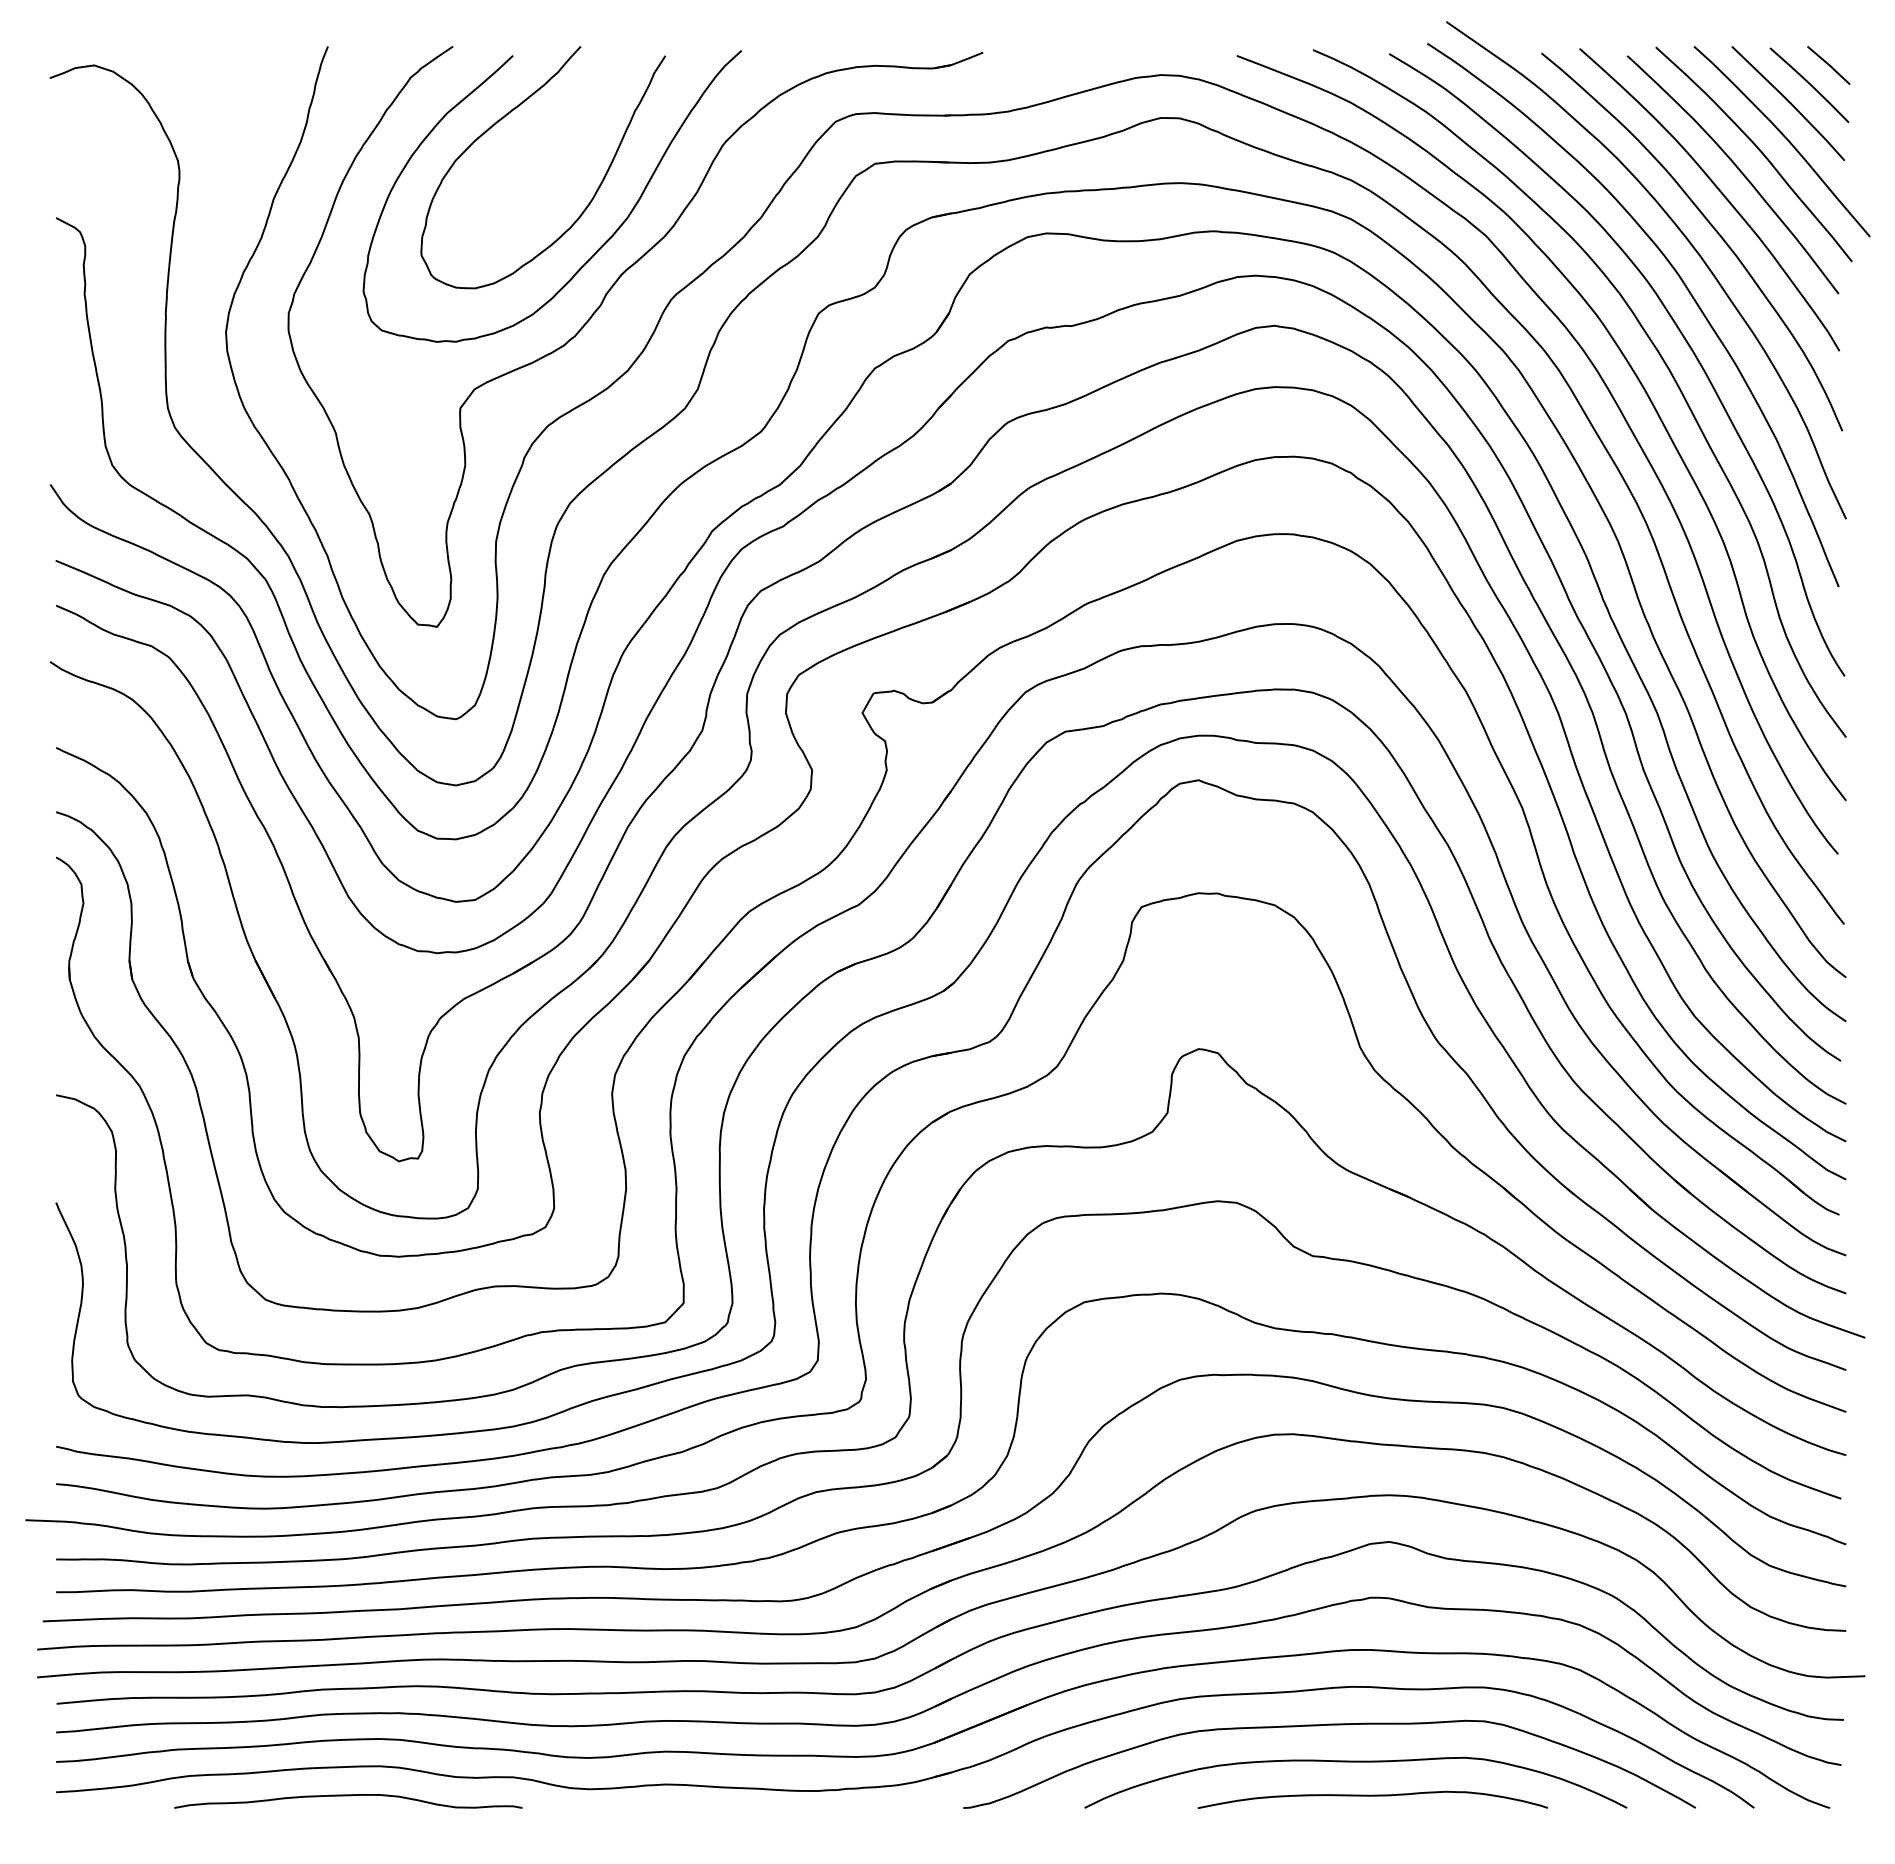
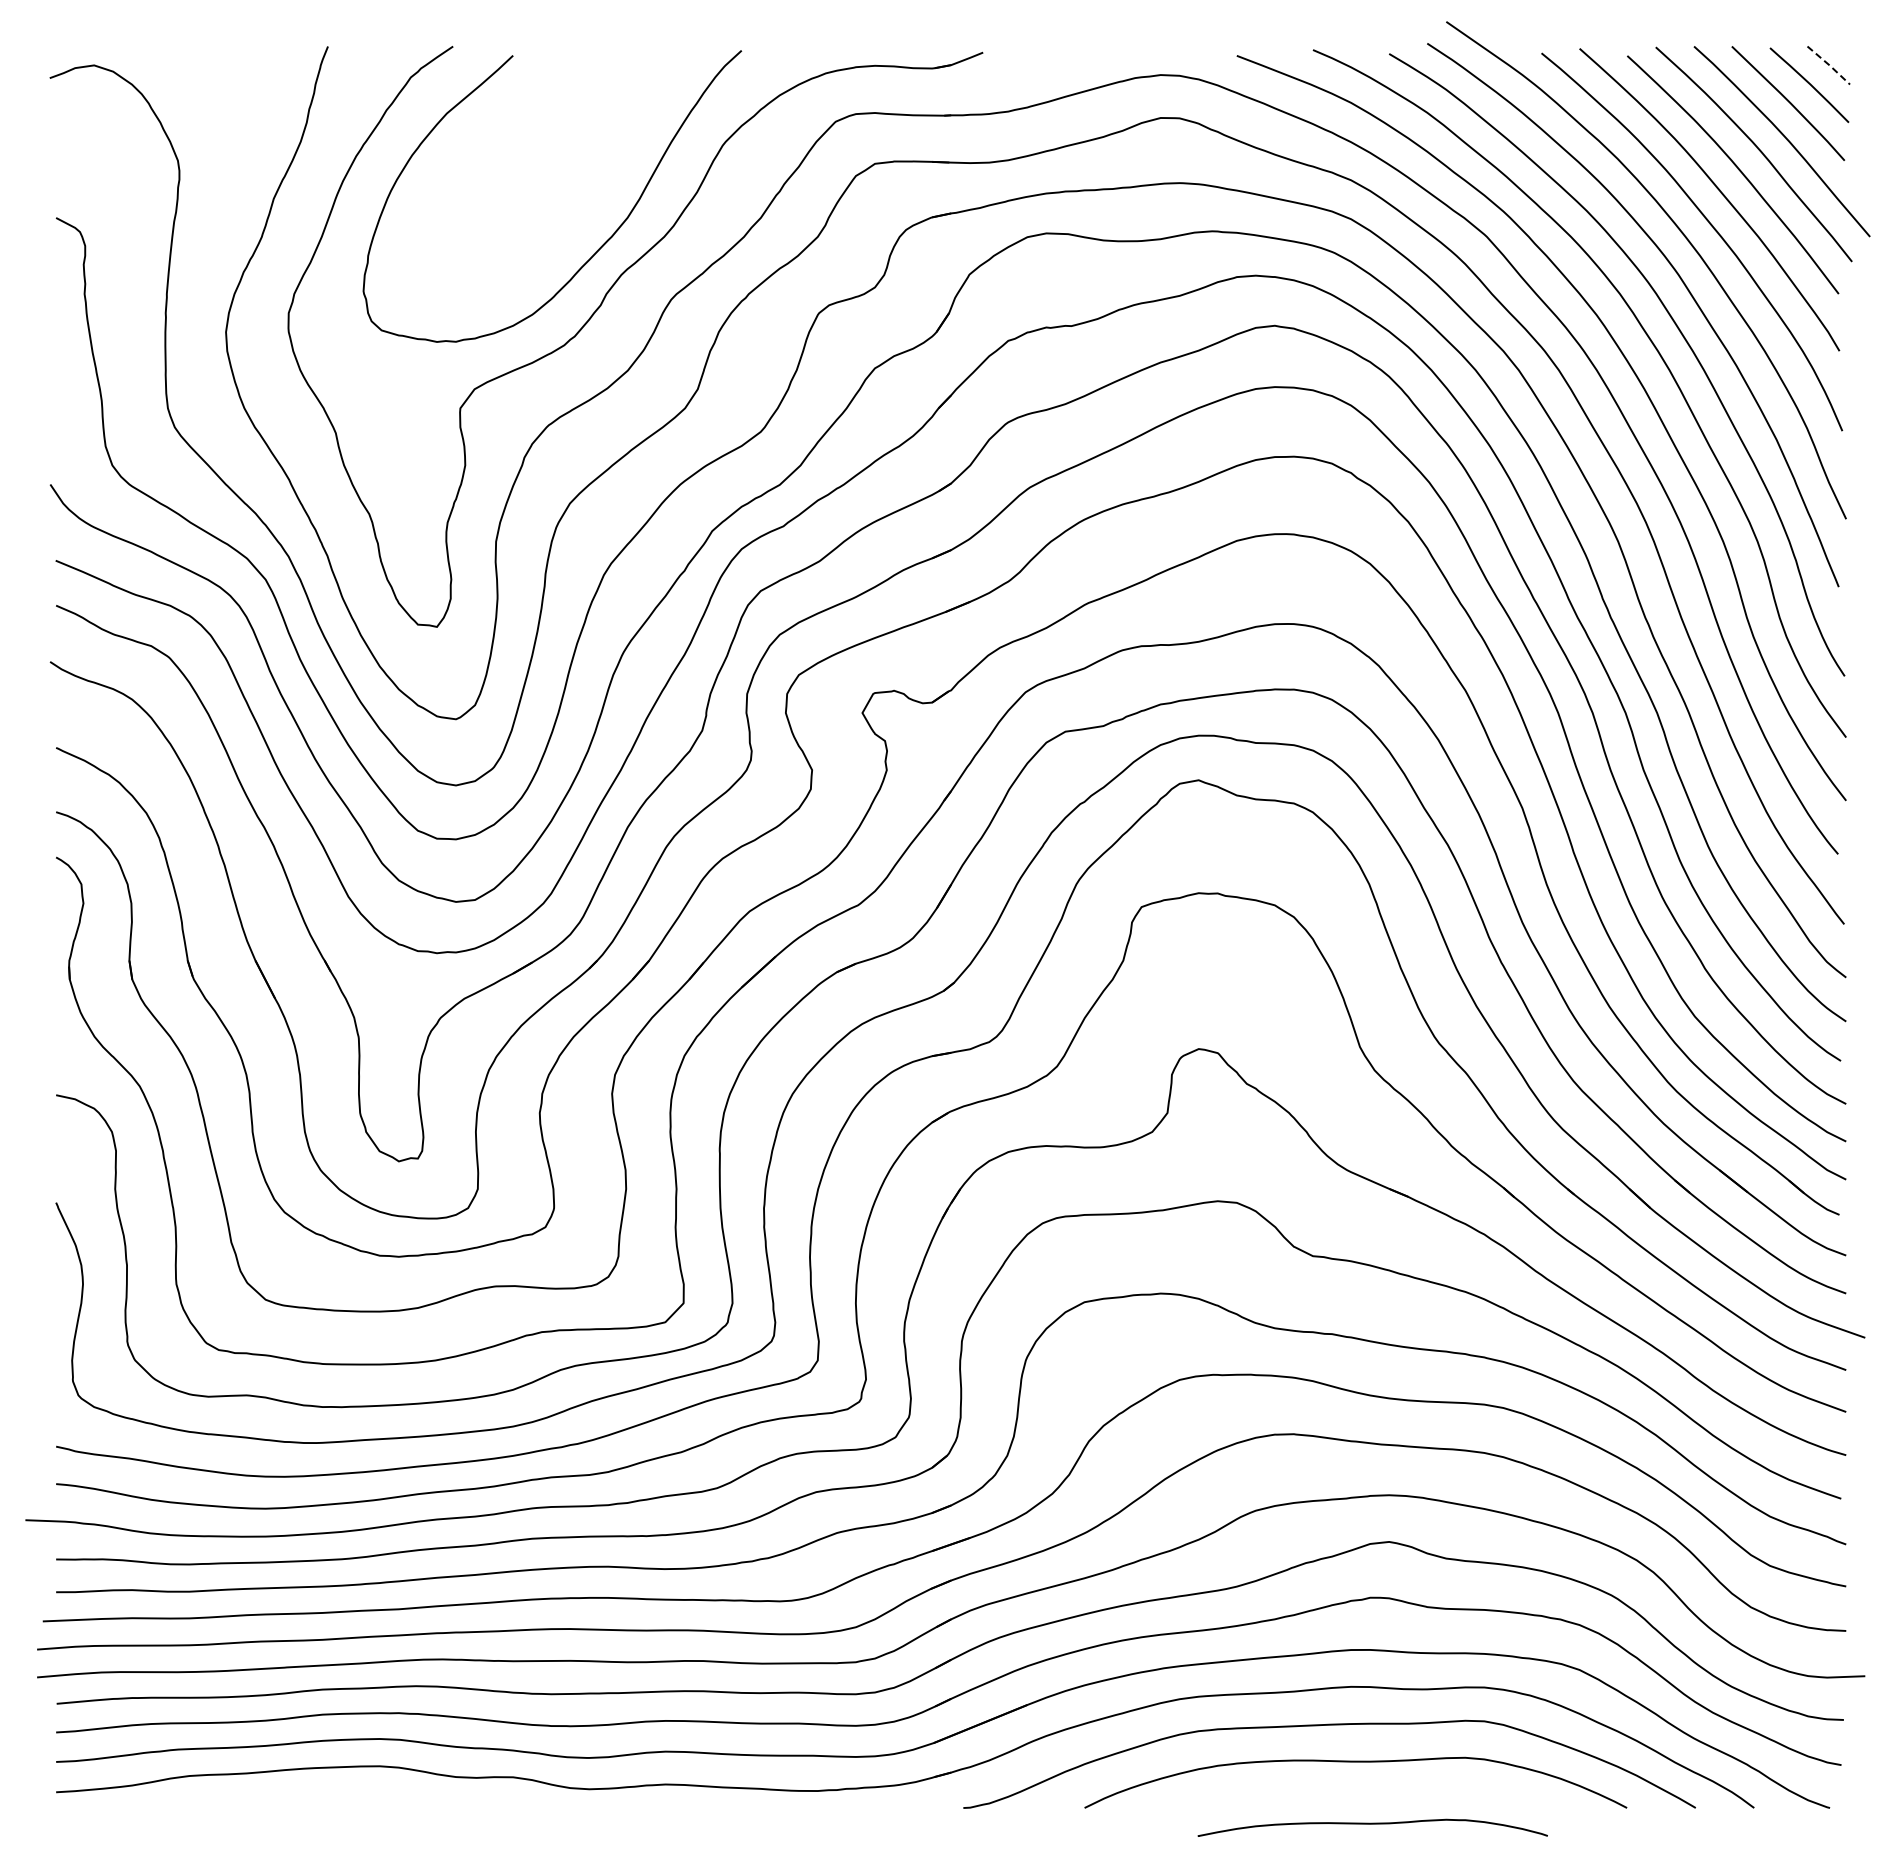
line: solid -> dashed (1829, 65)
curve: present -> none (591, 198)
curve: present -> none (348, 1796)
part position: (1372, 1799) -> (1372, 1827) (1372, 1827)
